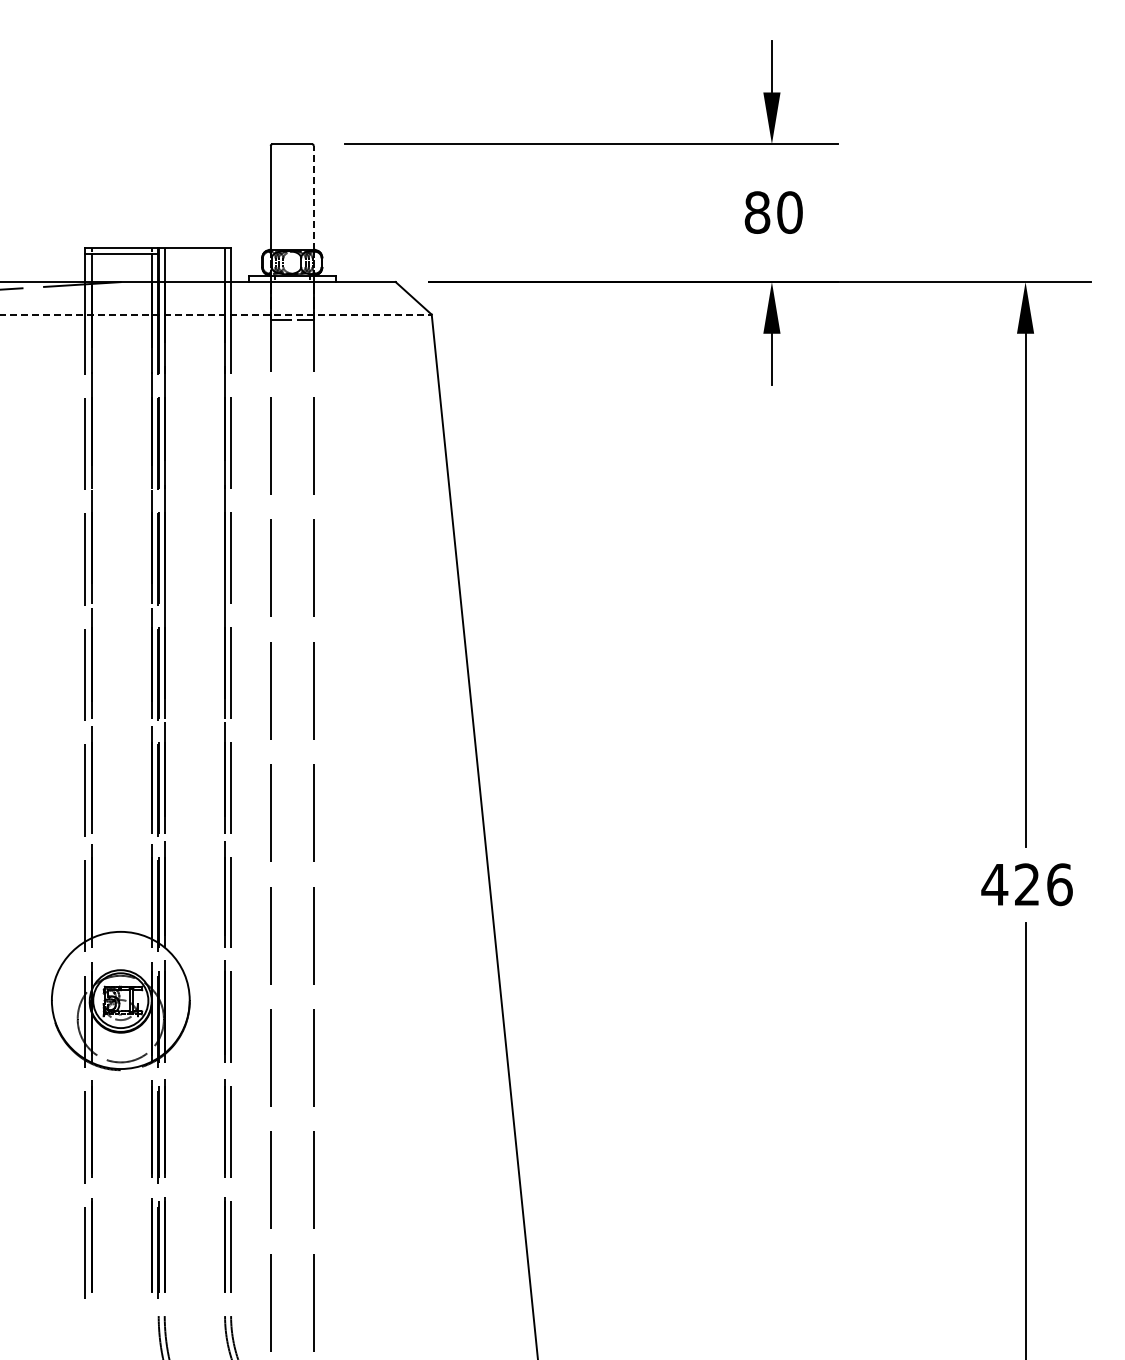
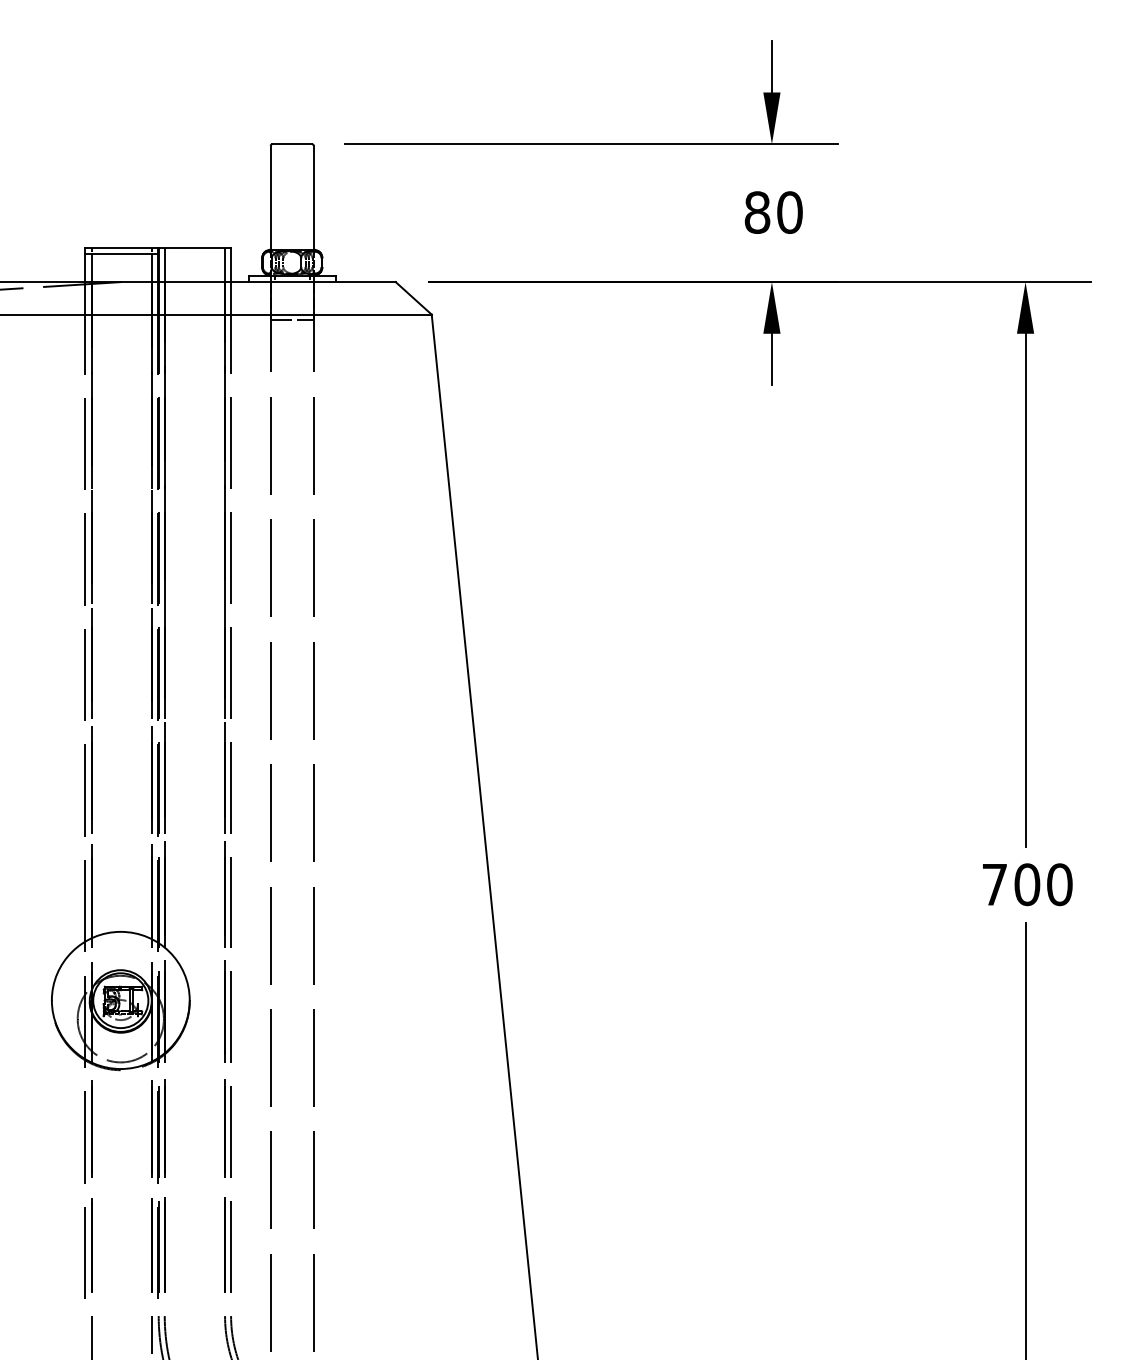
line: dashed -> solid (313, 197)
line: dashed -> solid (216, 314)
text: 426 -> 700 (1026, 884)
line: none -> present (91, 1336)
line: none -> present (151, 1336)
